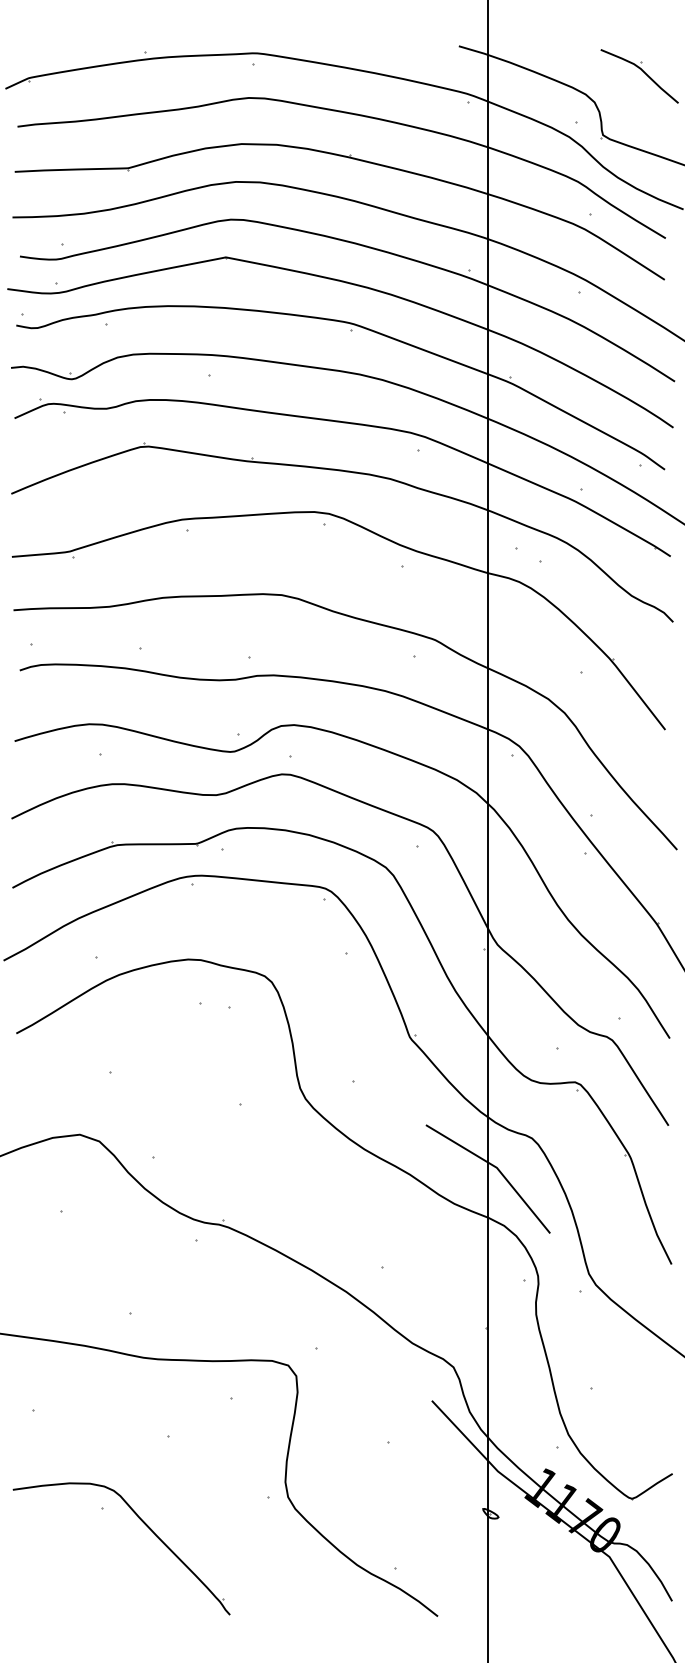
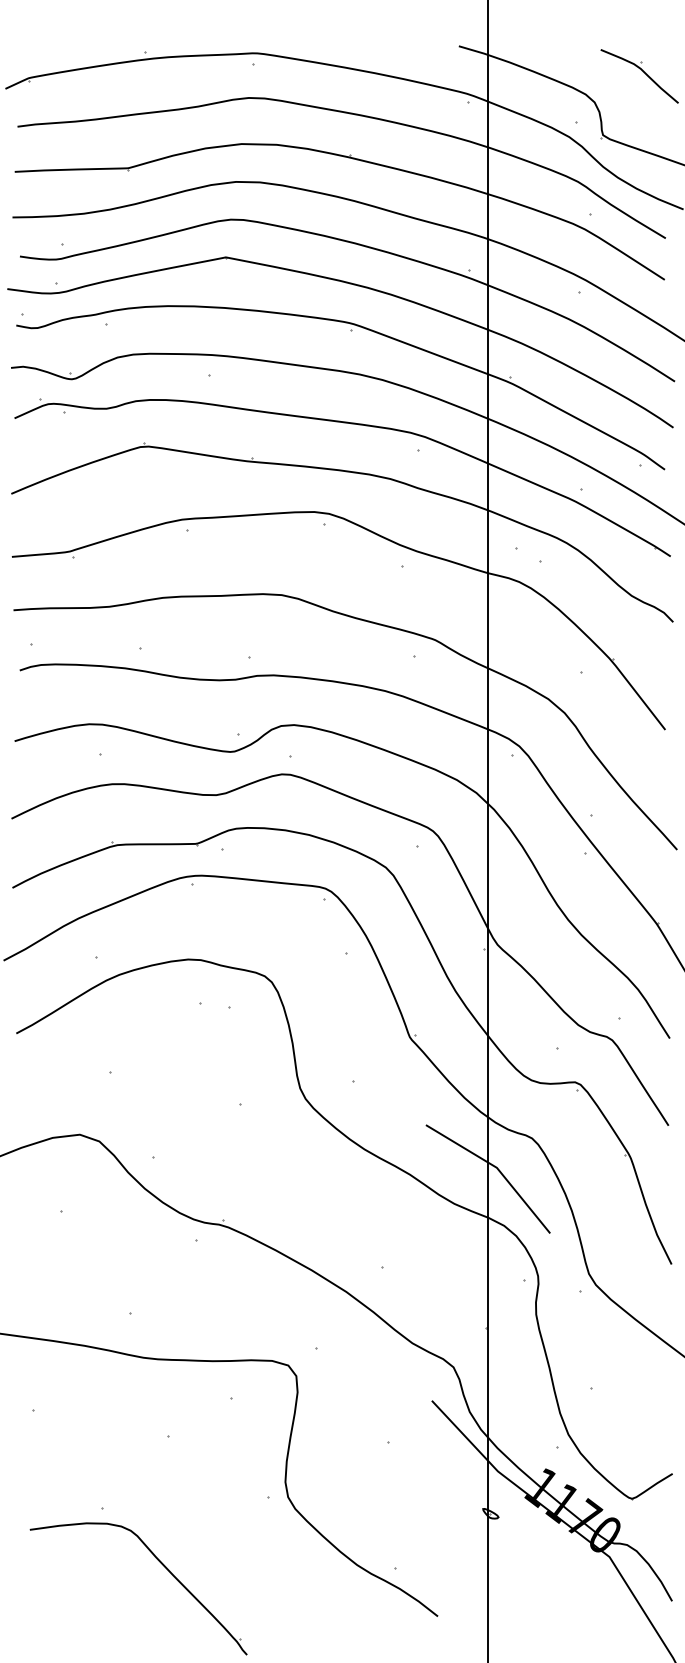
part position: (144, 1524) -> (161, 1564) (161, 1564)
